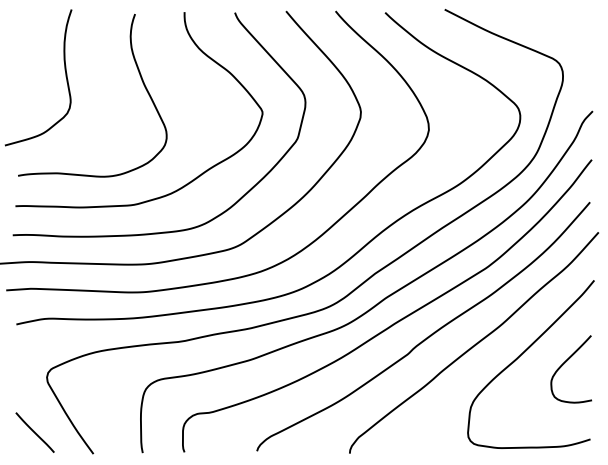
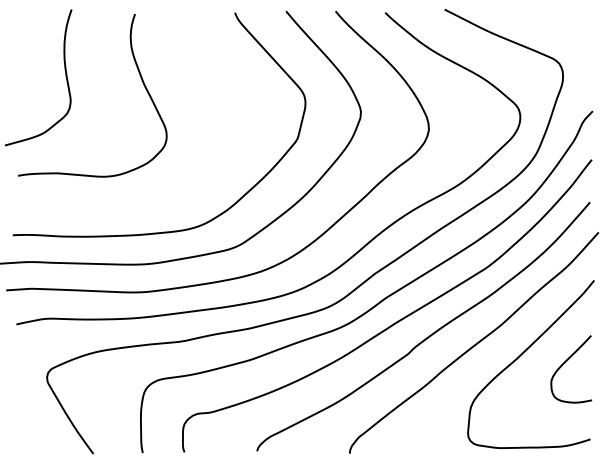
curve: present -> none (199, 50)
line: present -> none (34, 432)
